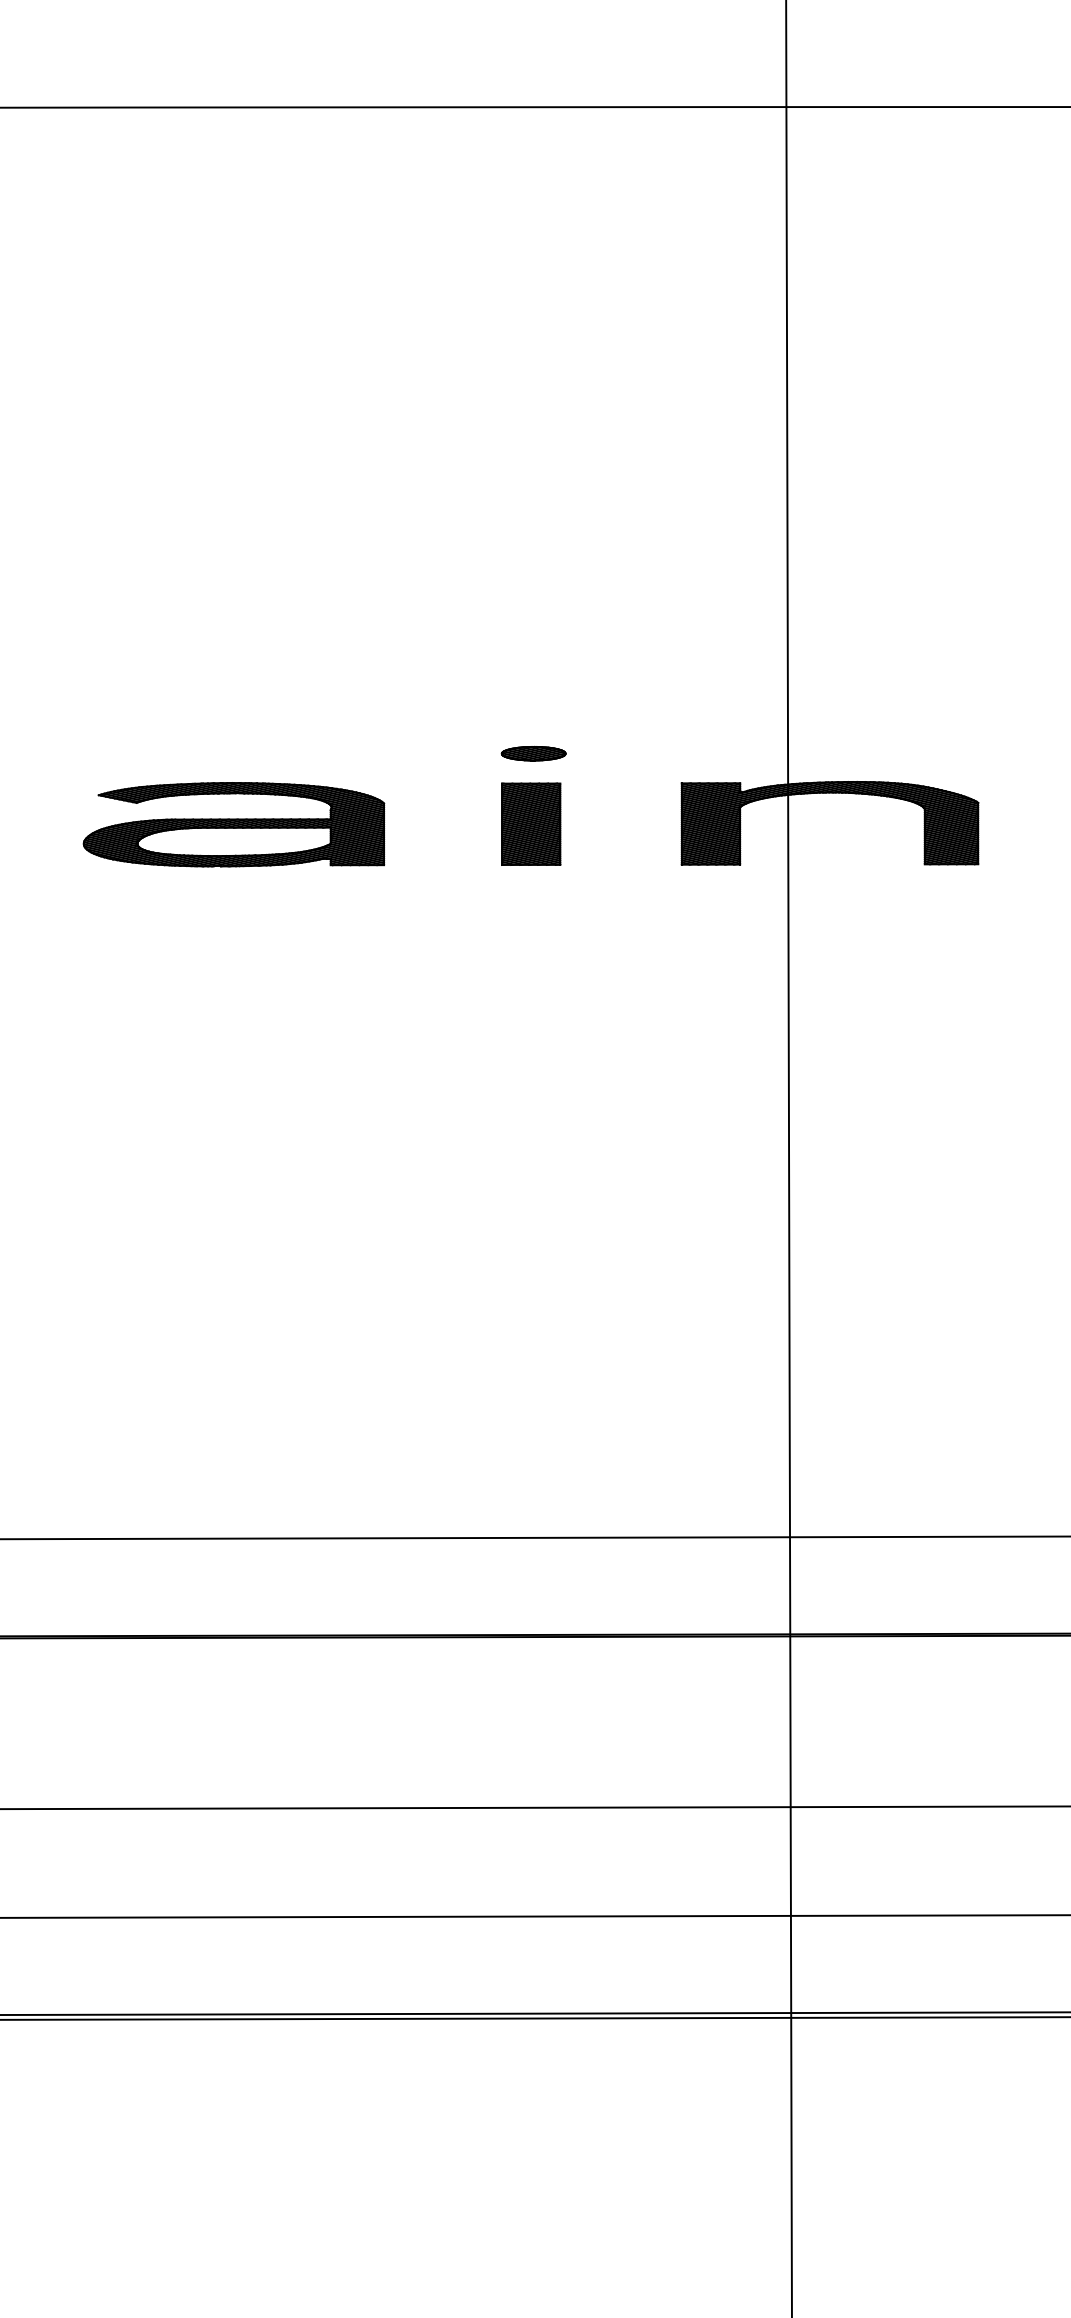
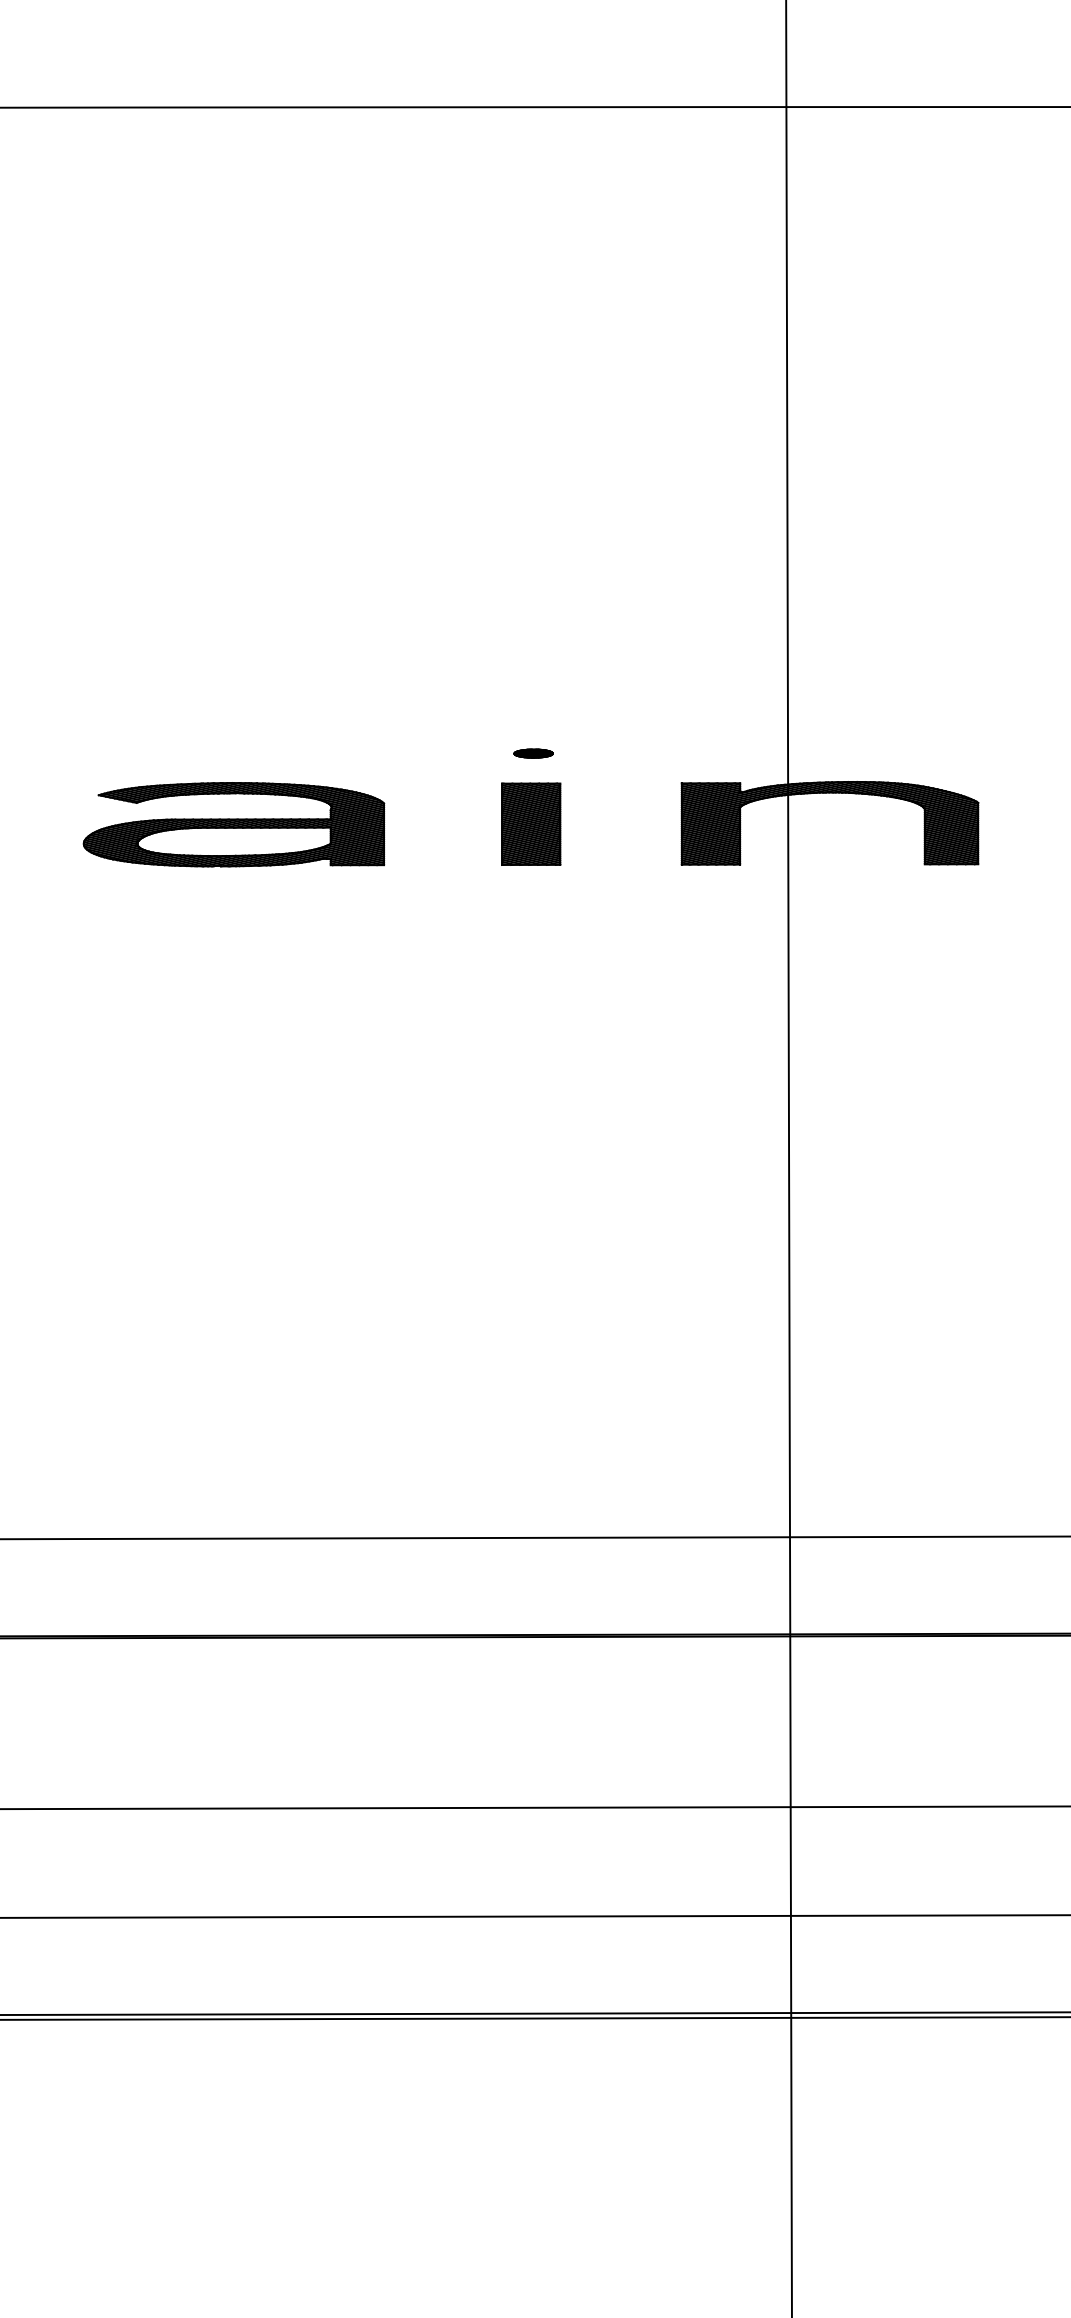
part size: 67x17 px -> 41x11 px (533, 753)
